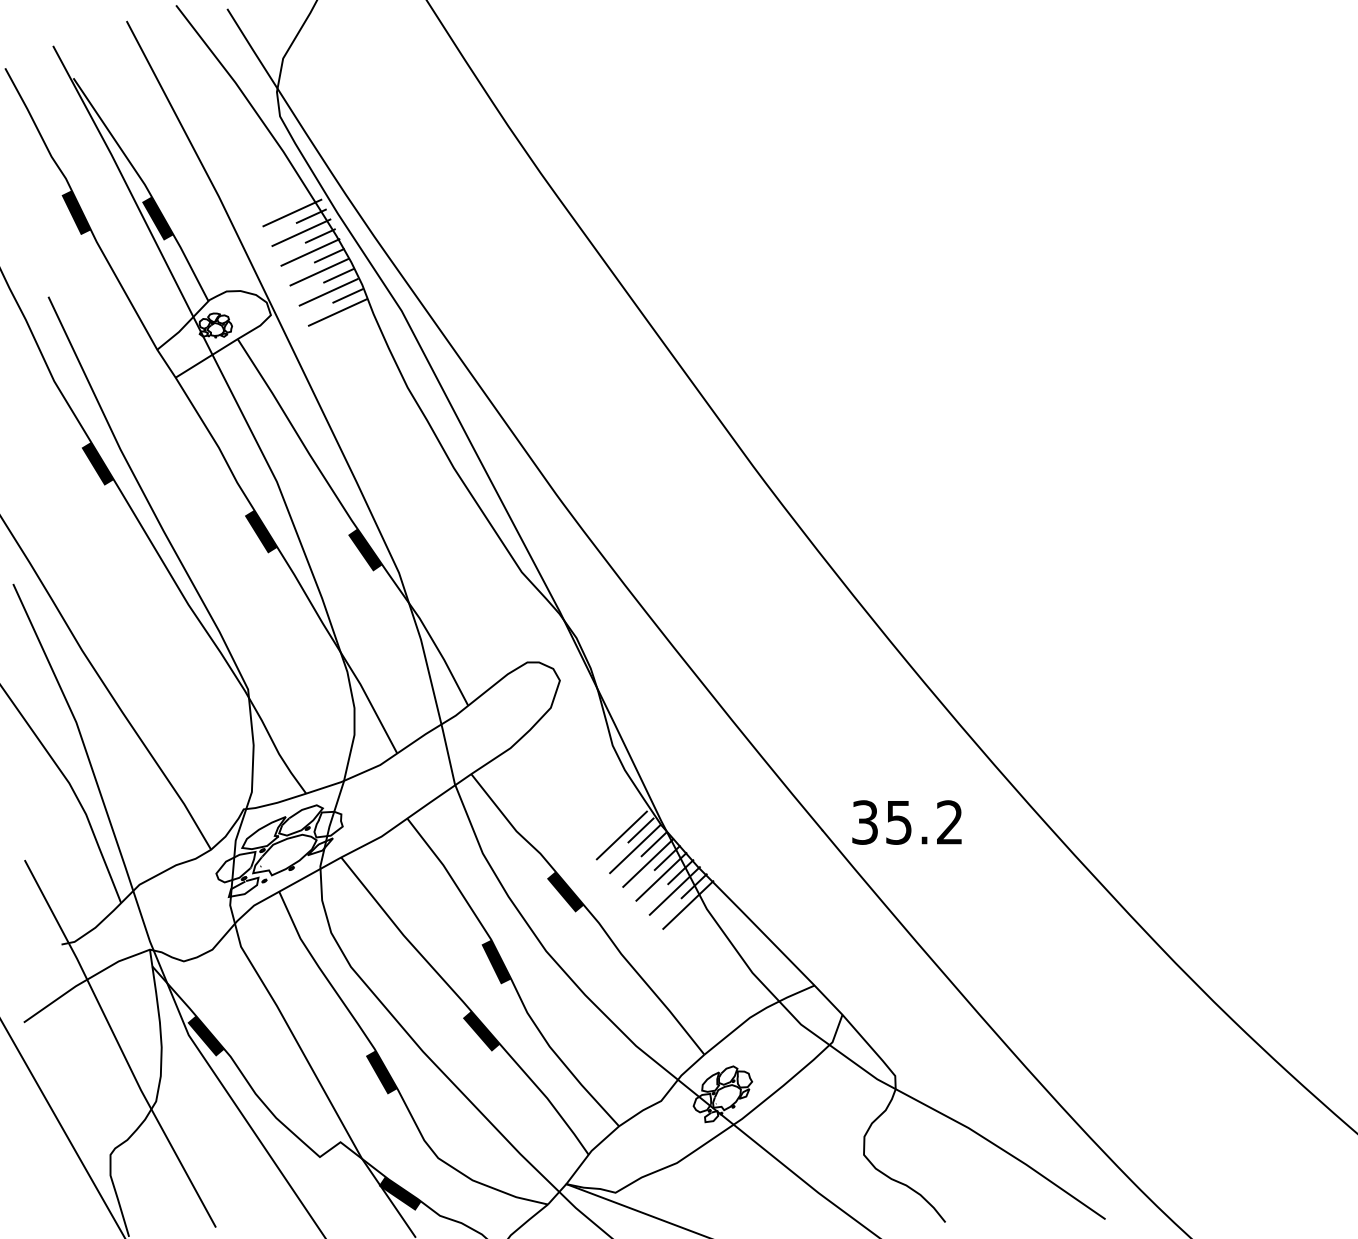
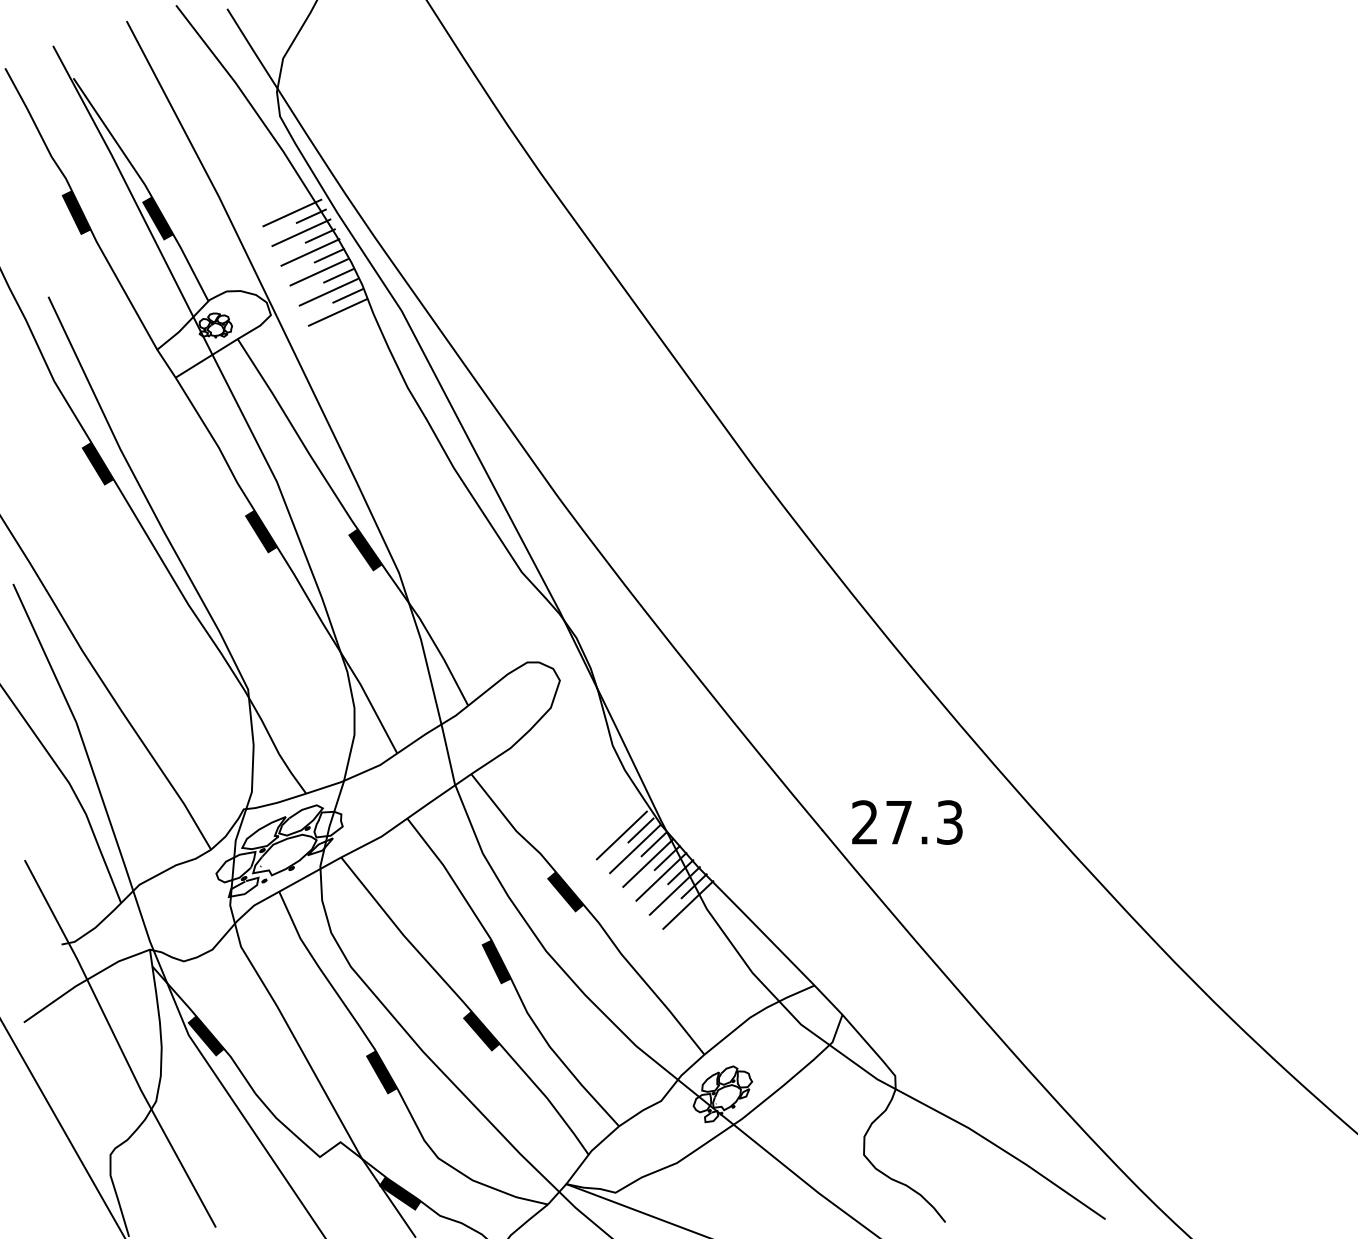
text: 35.2 -> 27.3 (907, 822)
